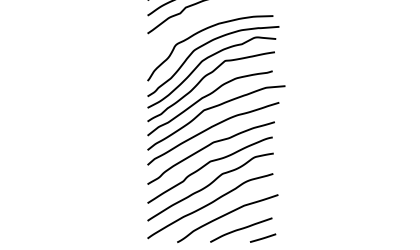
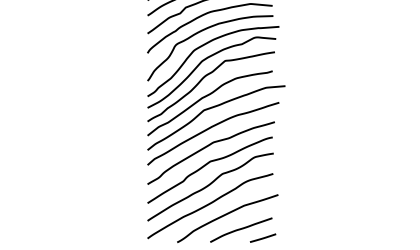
curve: none -> present (202, 16)
